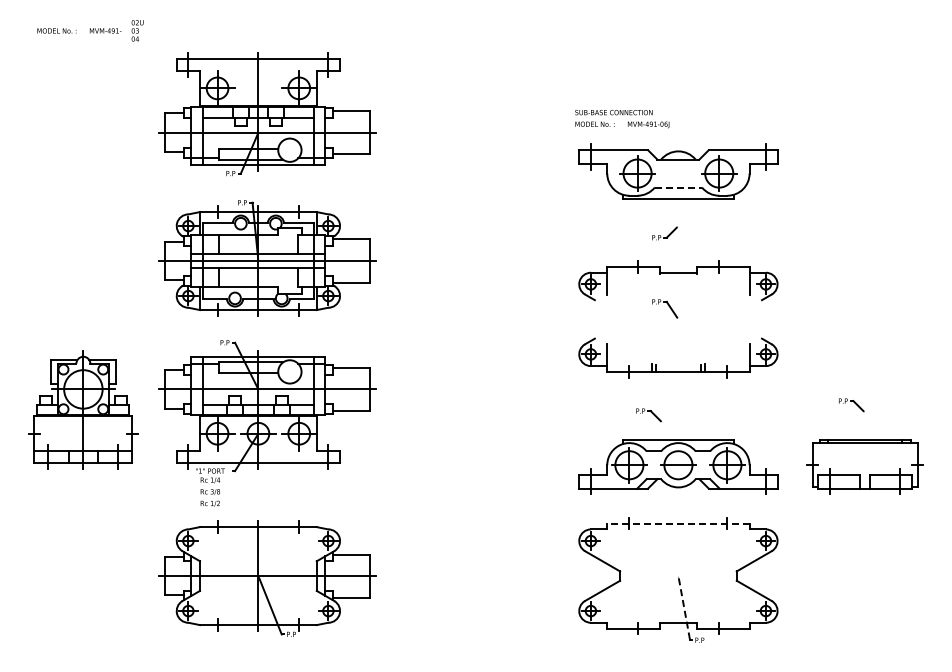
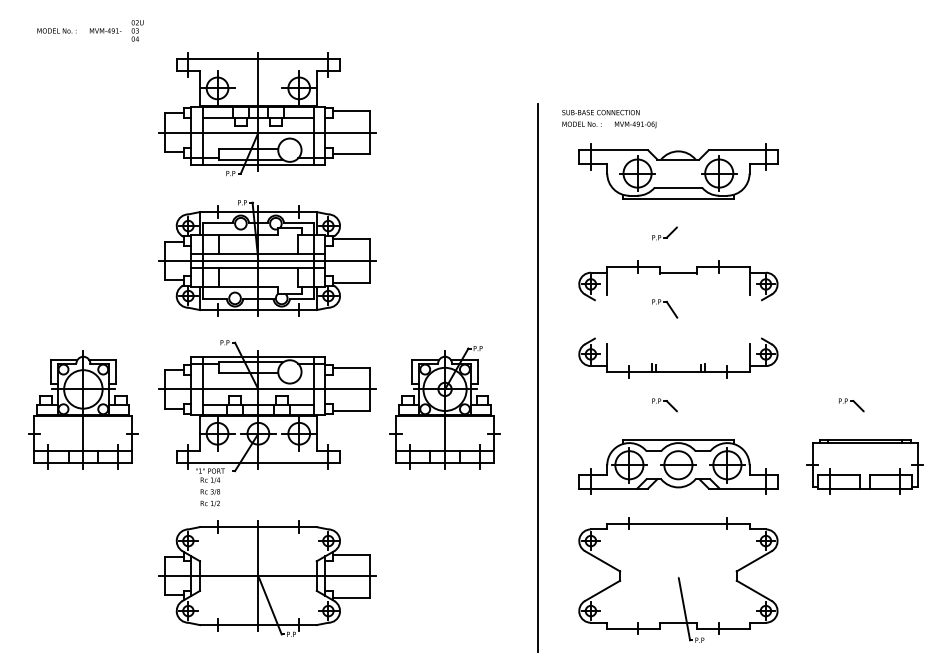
text position: (622, 119) -> (609, 119) (609, 119)
line: dashed -> solid (678, 187)
line: none -> present (538, 377)
part: none -> present (444, 407)
part position: (648, 415) -> (664, 405) (664, 405)
line: dashed -> solid (677, 523)
line: dashed -> solid (684, 609)
